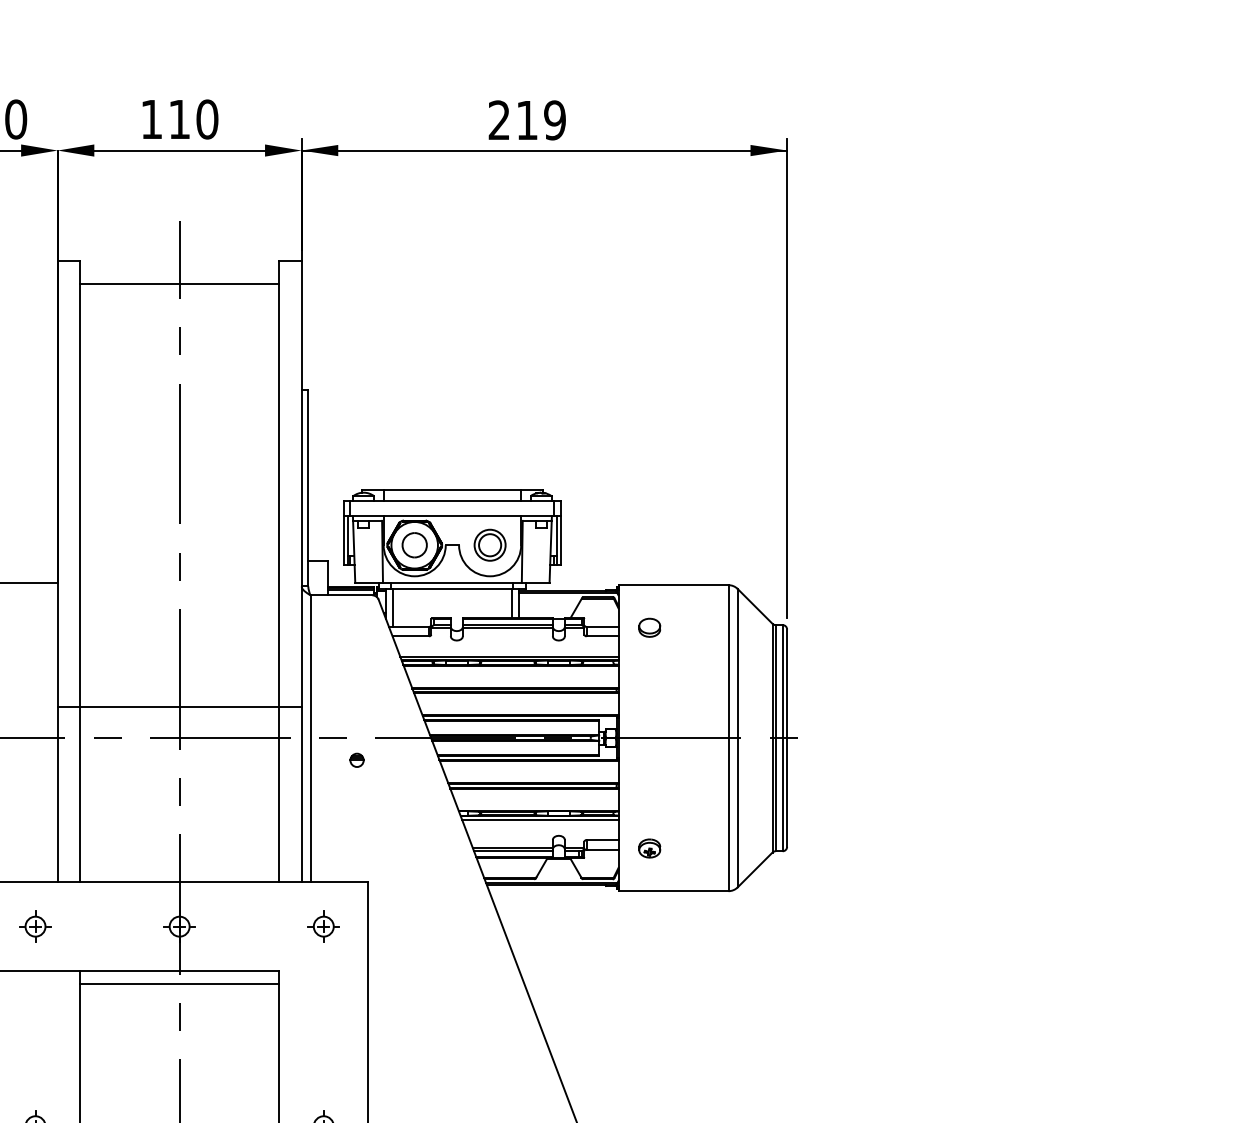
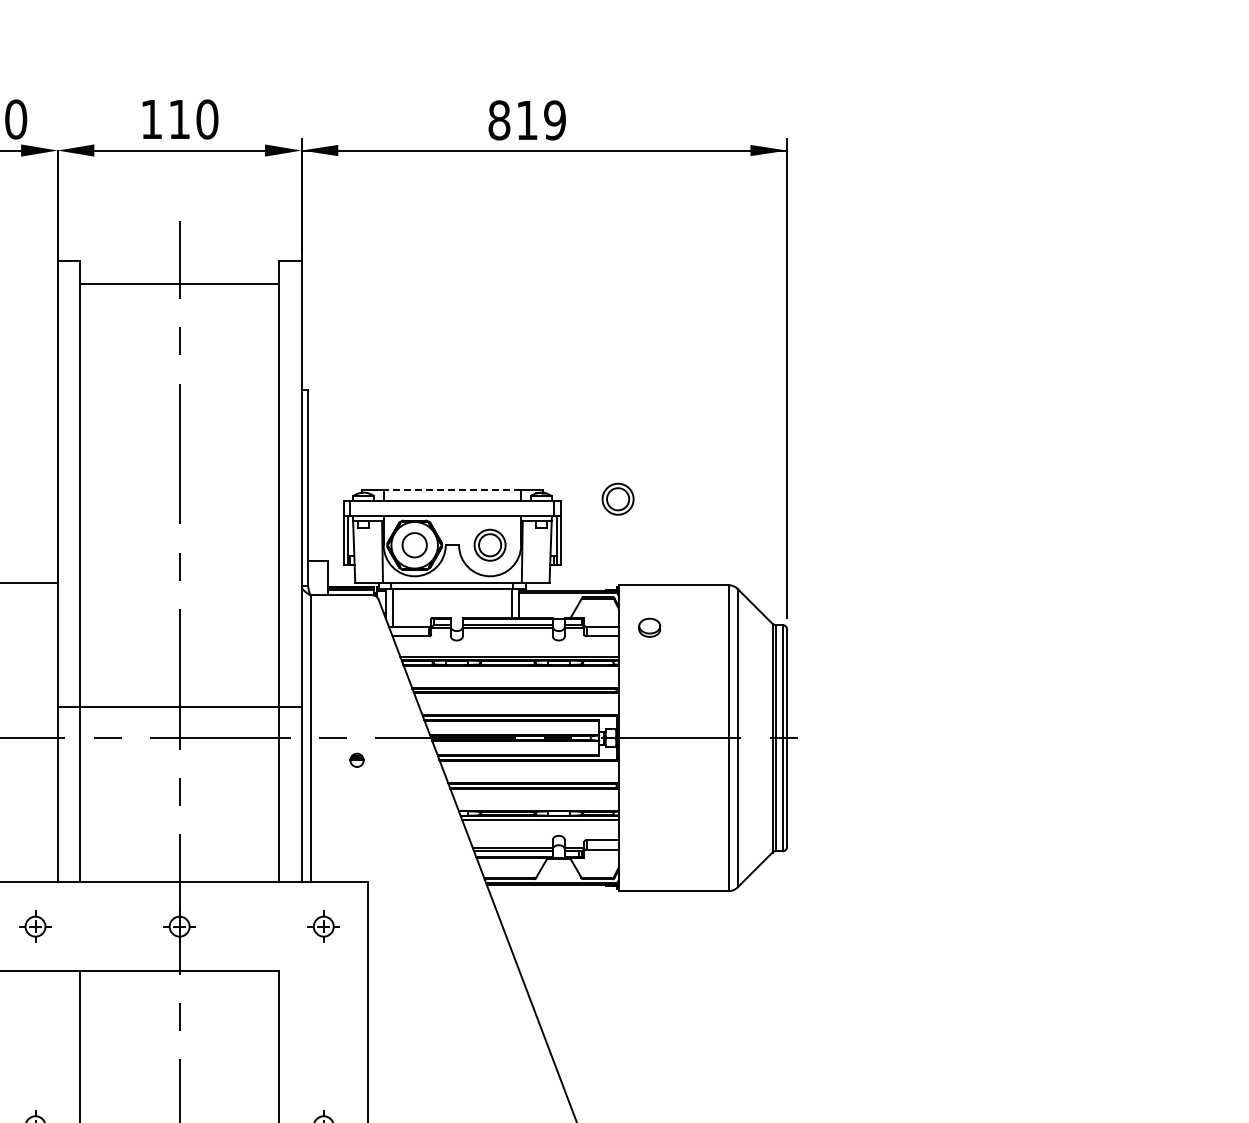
text: 219 -> 819 (499, 120)
line: solid -> dashed (452, 489)
part: none -> present (617, 498)
part: present -> none (649, 848)
line: present -> none (179, 984)
